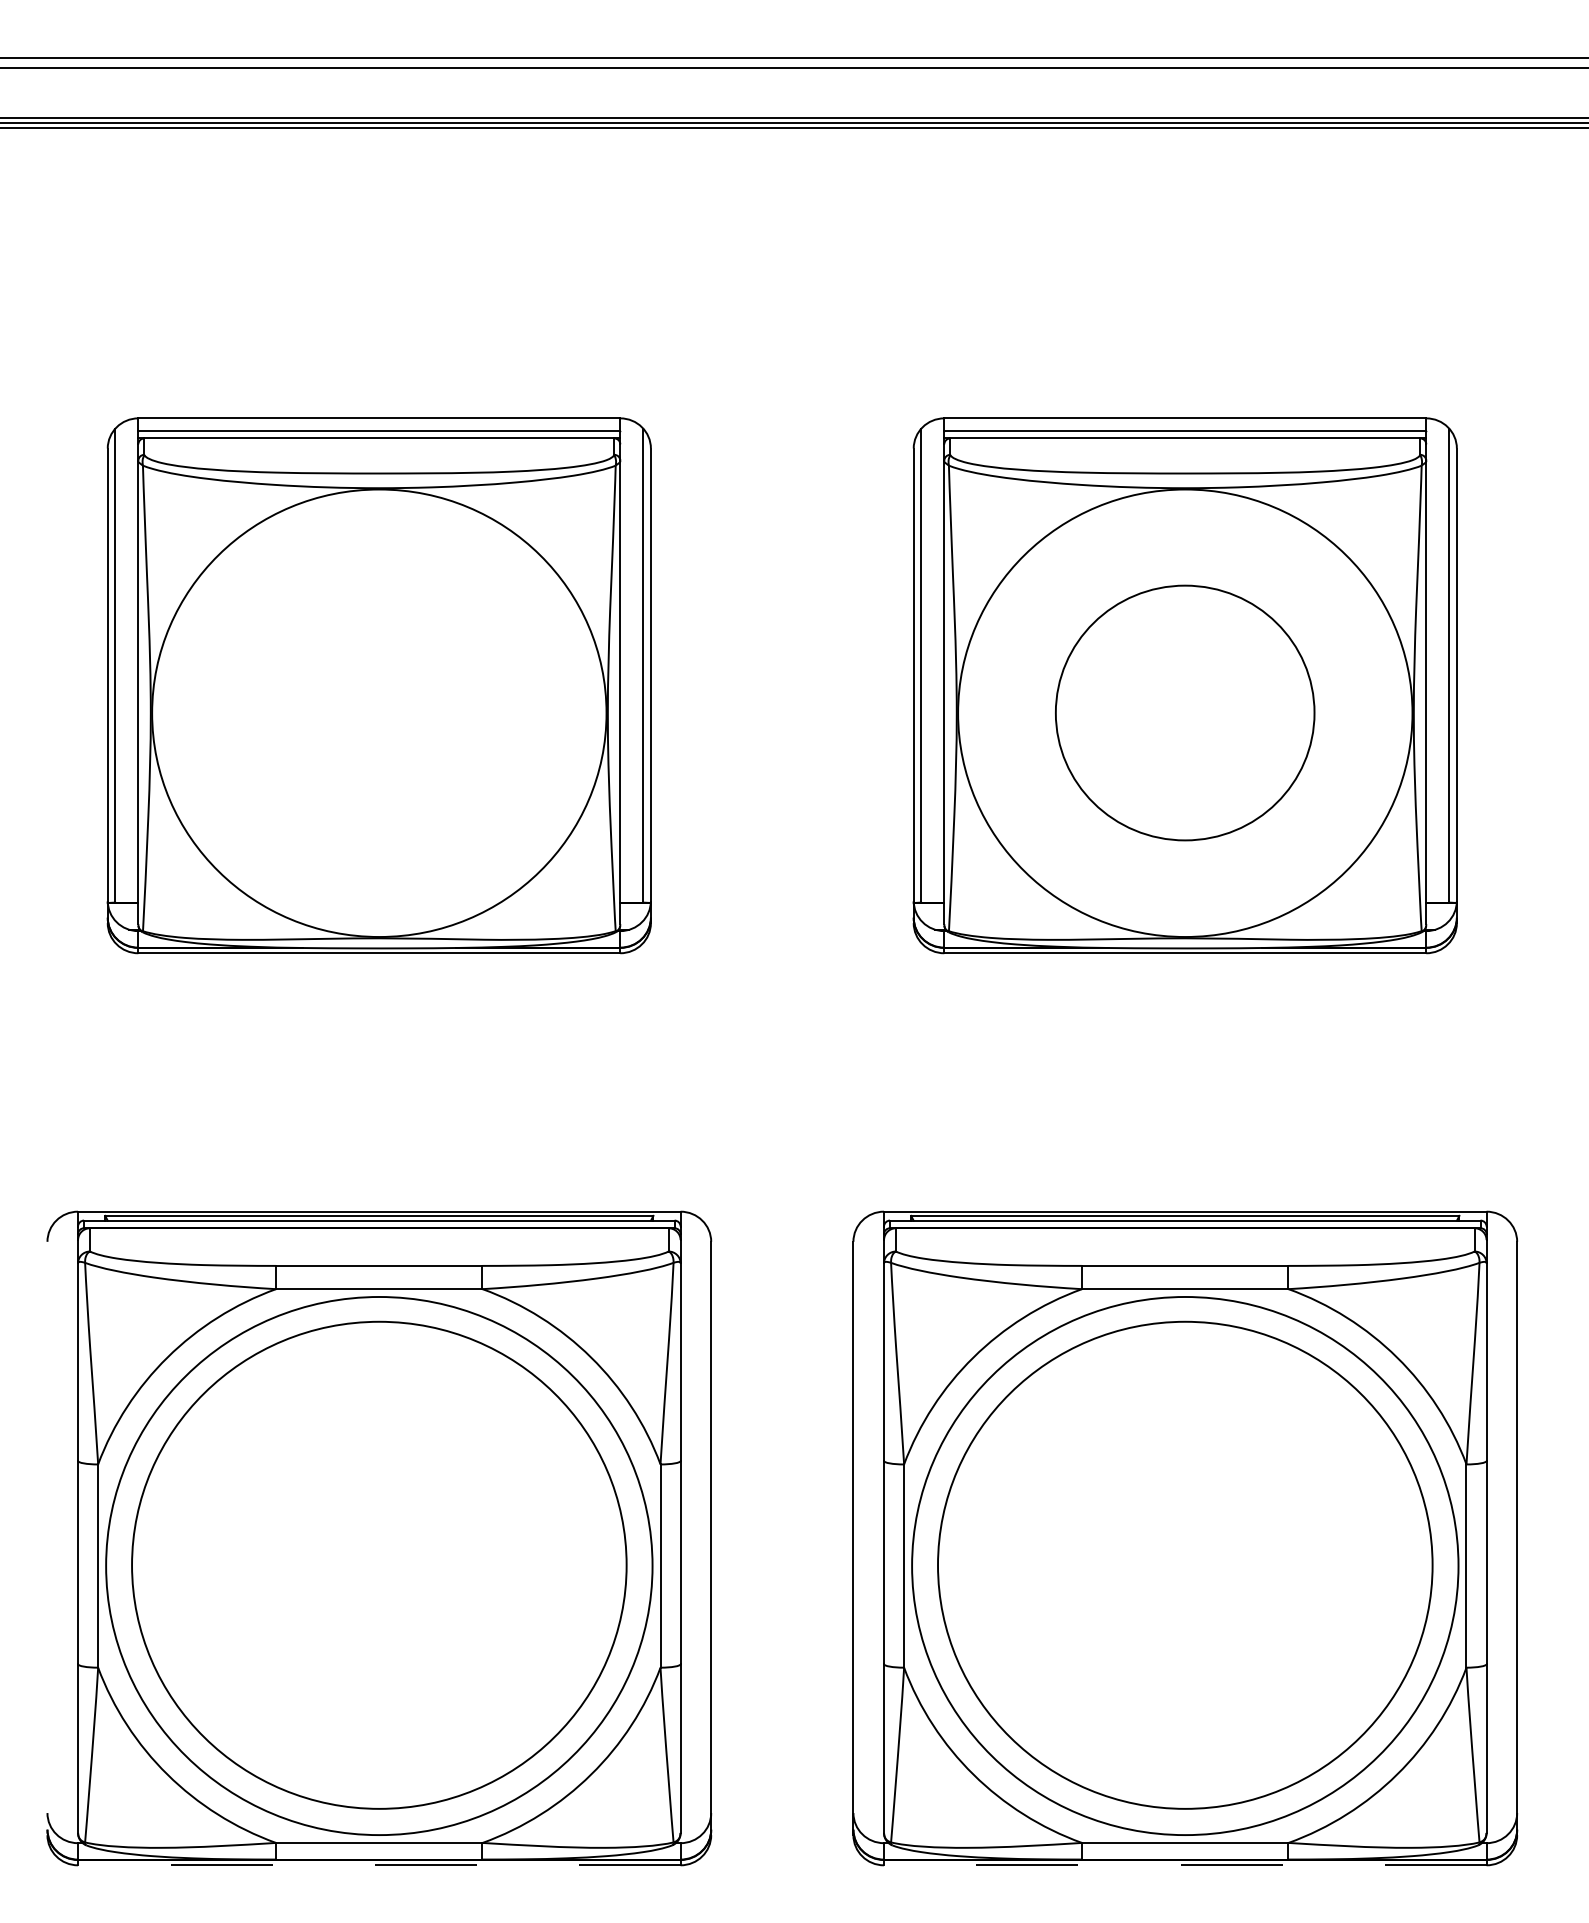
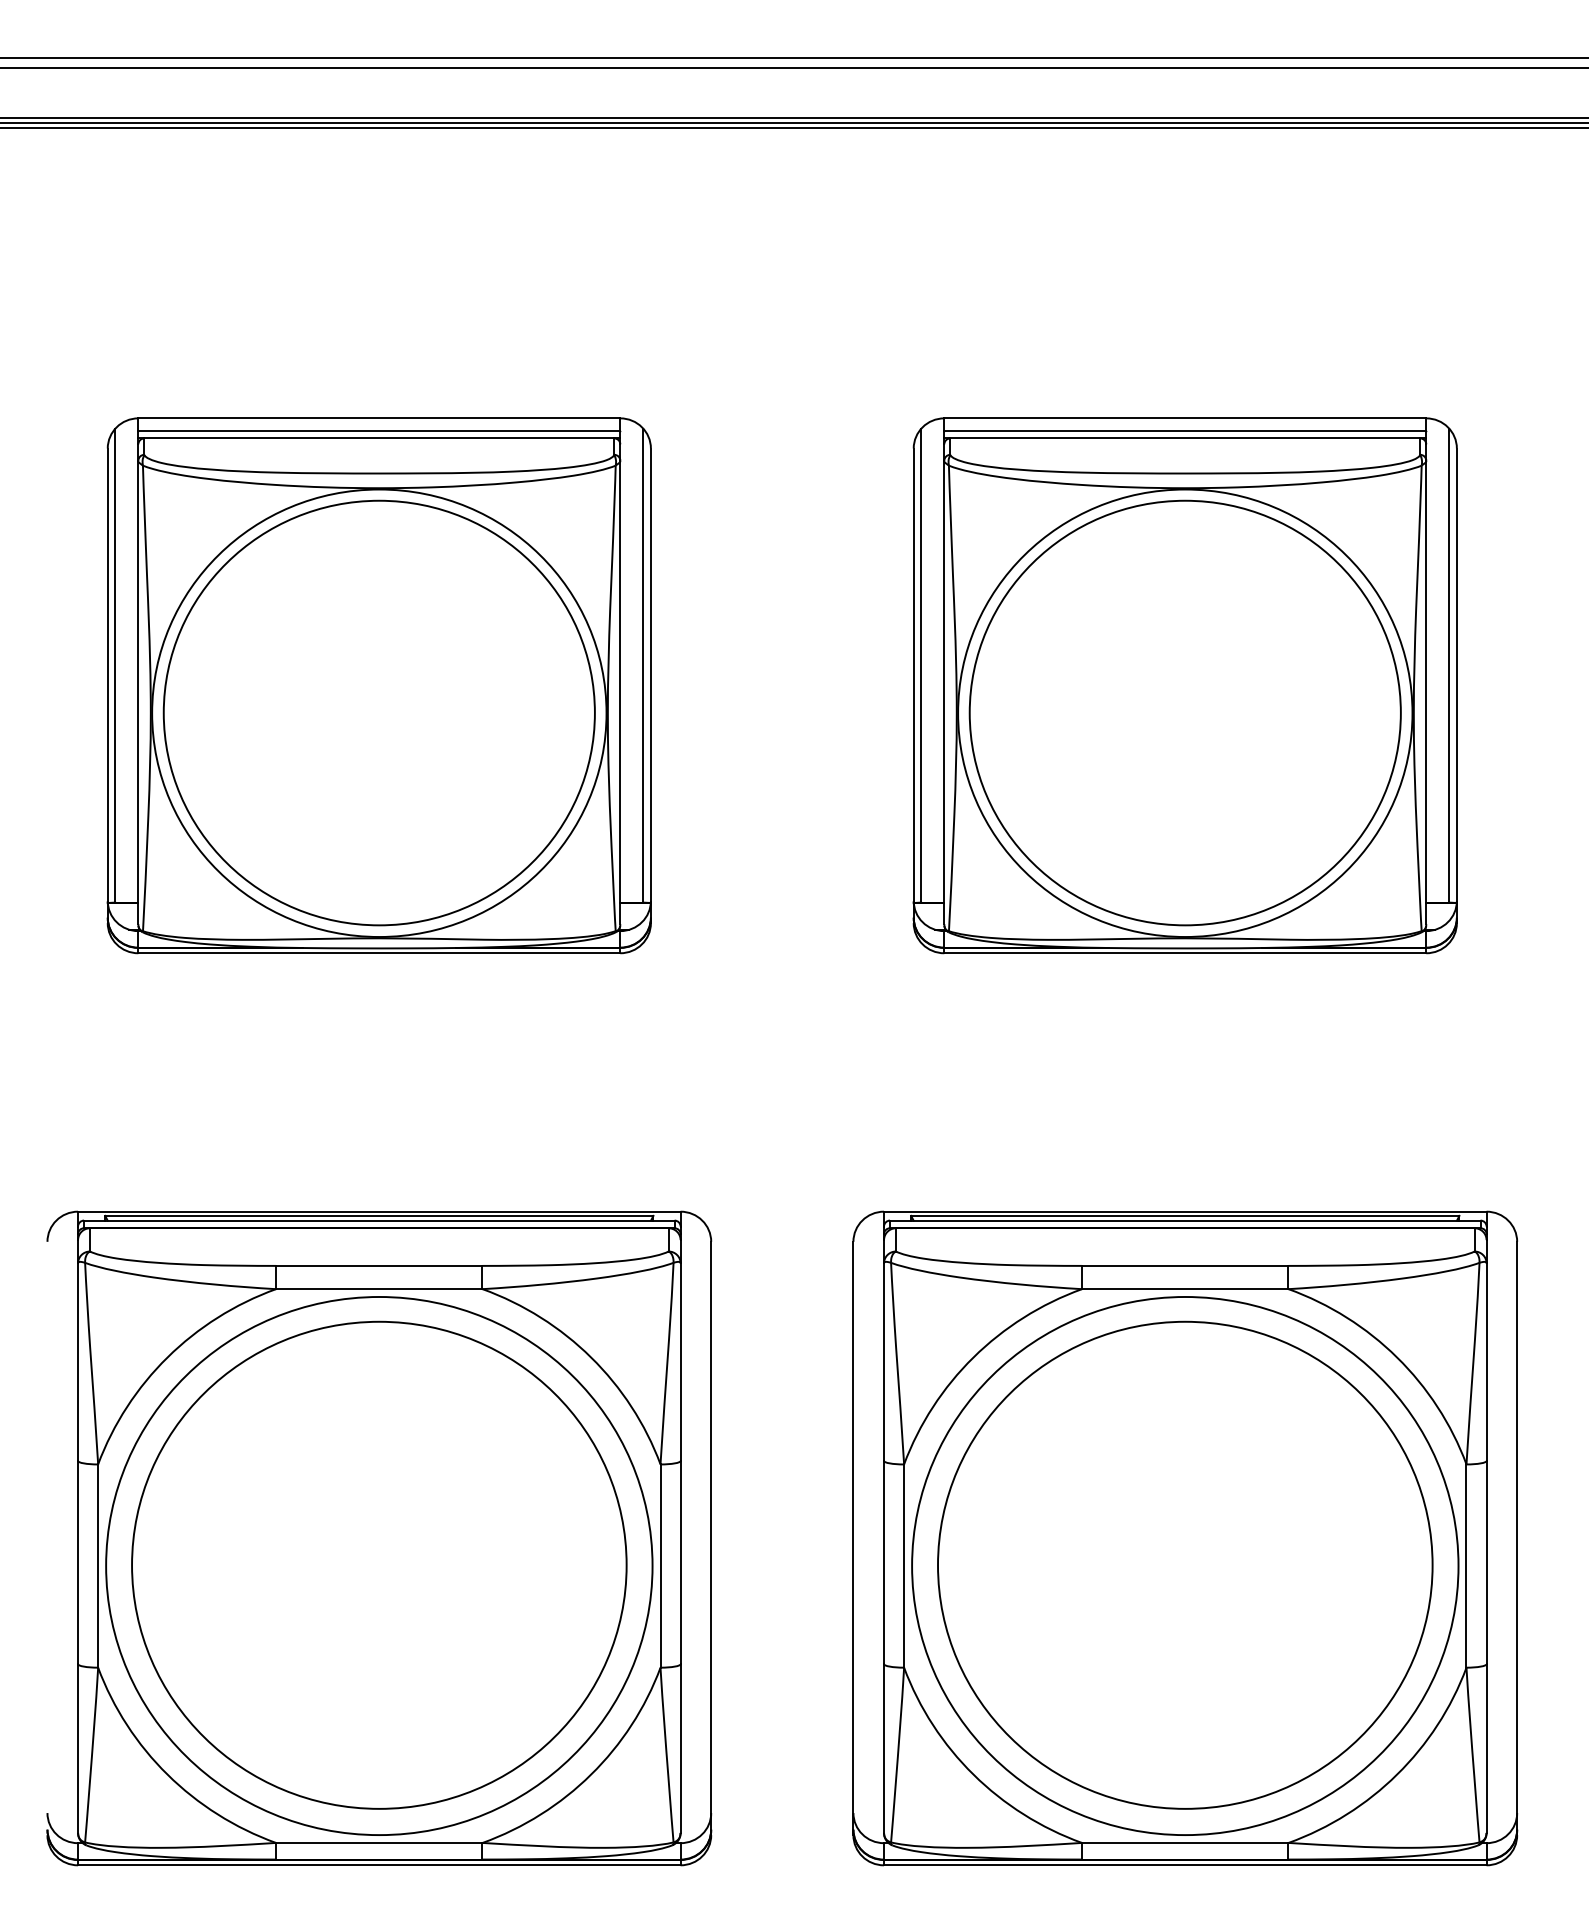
part: none -> present (378, 712)
part size: 261x258 px -> 434x428 px (1184, 712)
line: dashed -> solid (378, 1865)
line: dashed -> solid (1184, 1865)
